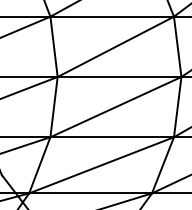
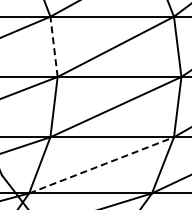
line: solid -> dashed (53, 46)
line: solid -> dashed (101, 165)
